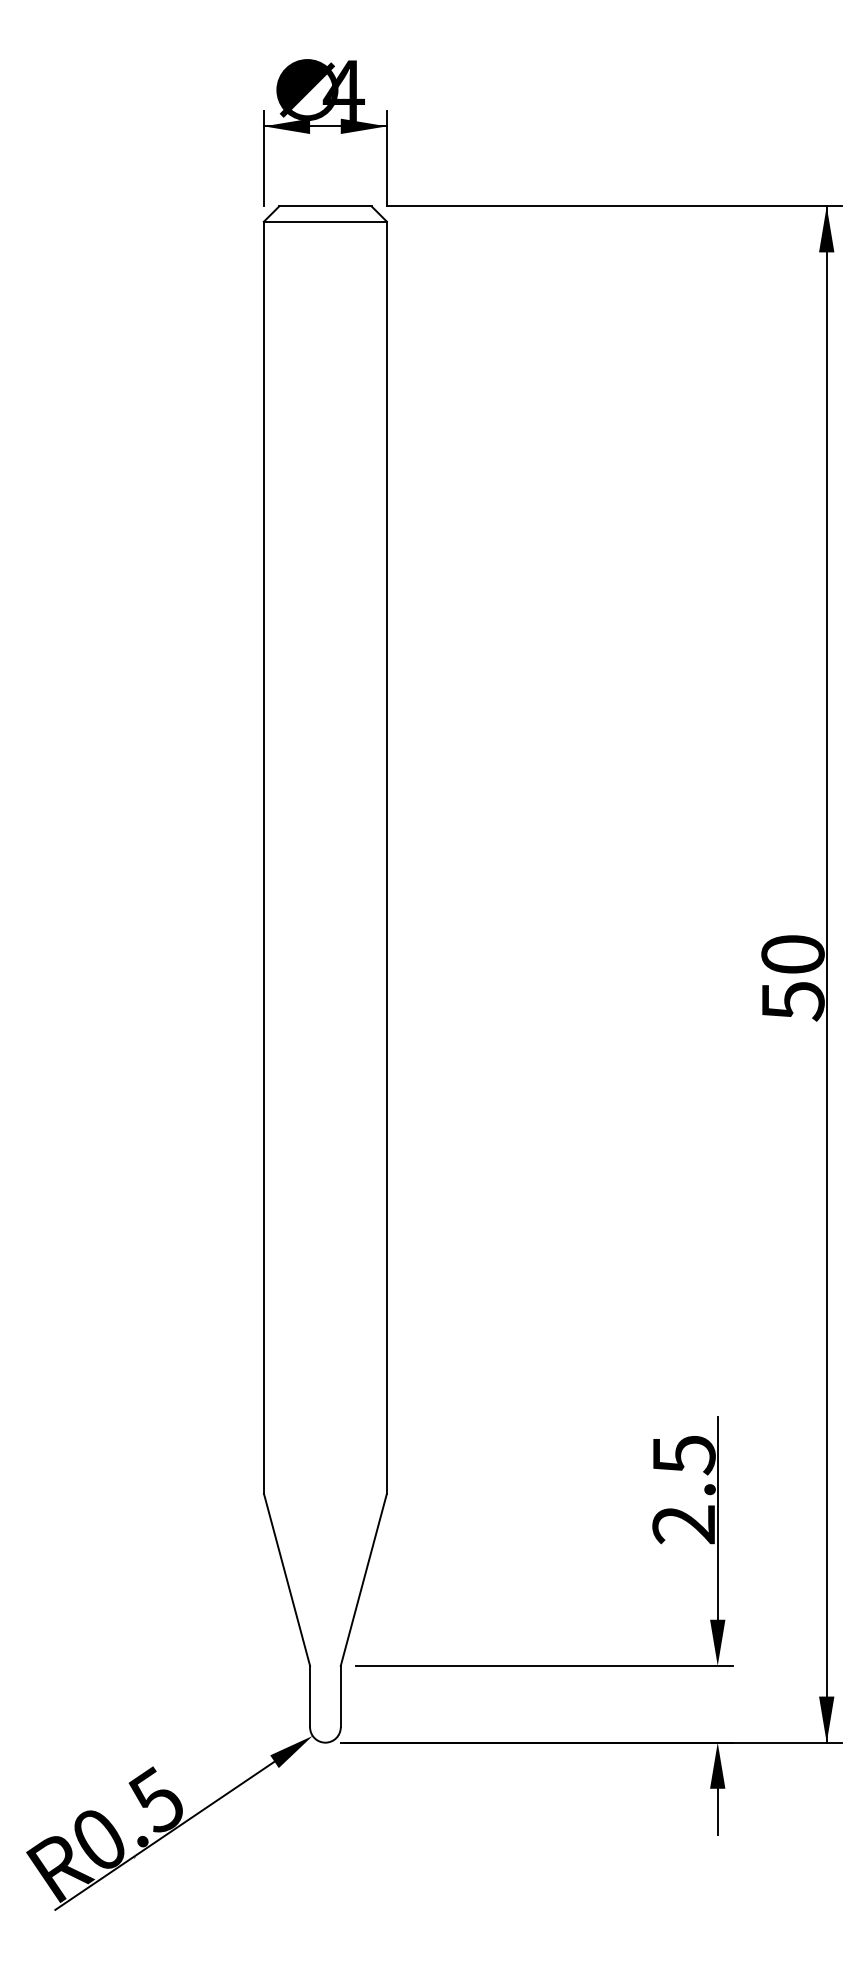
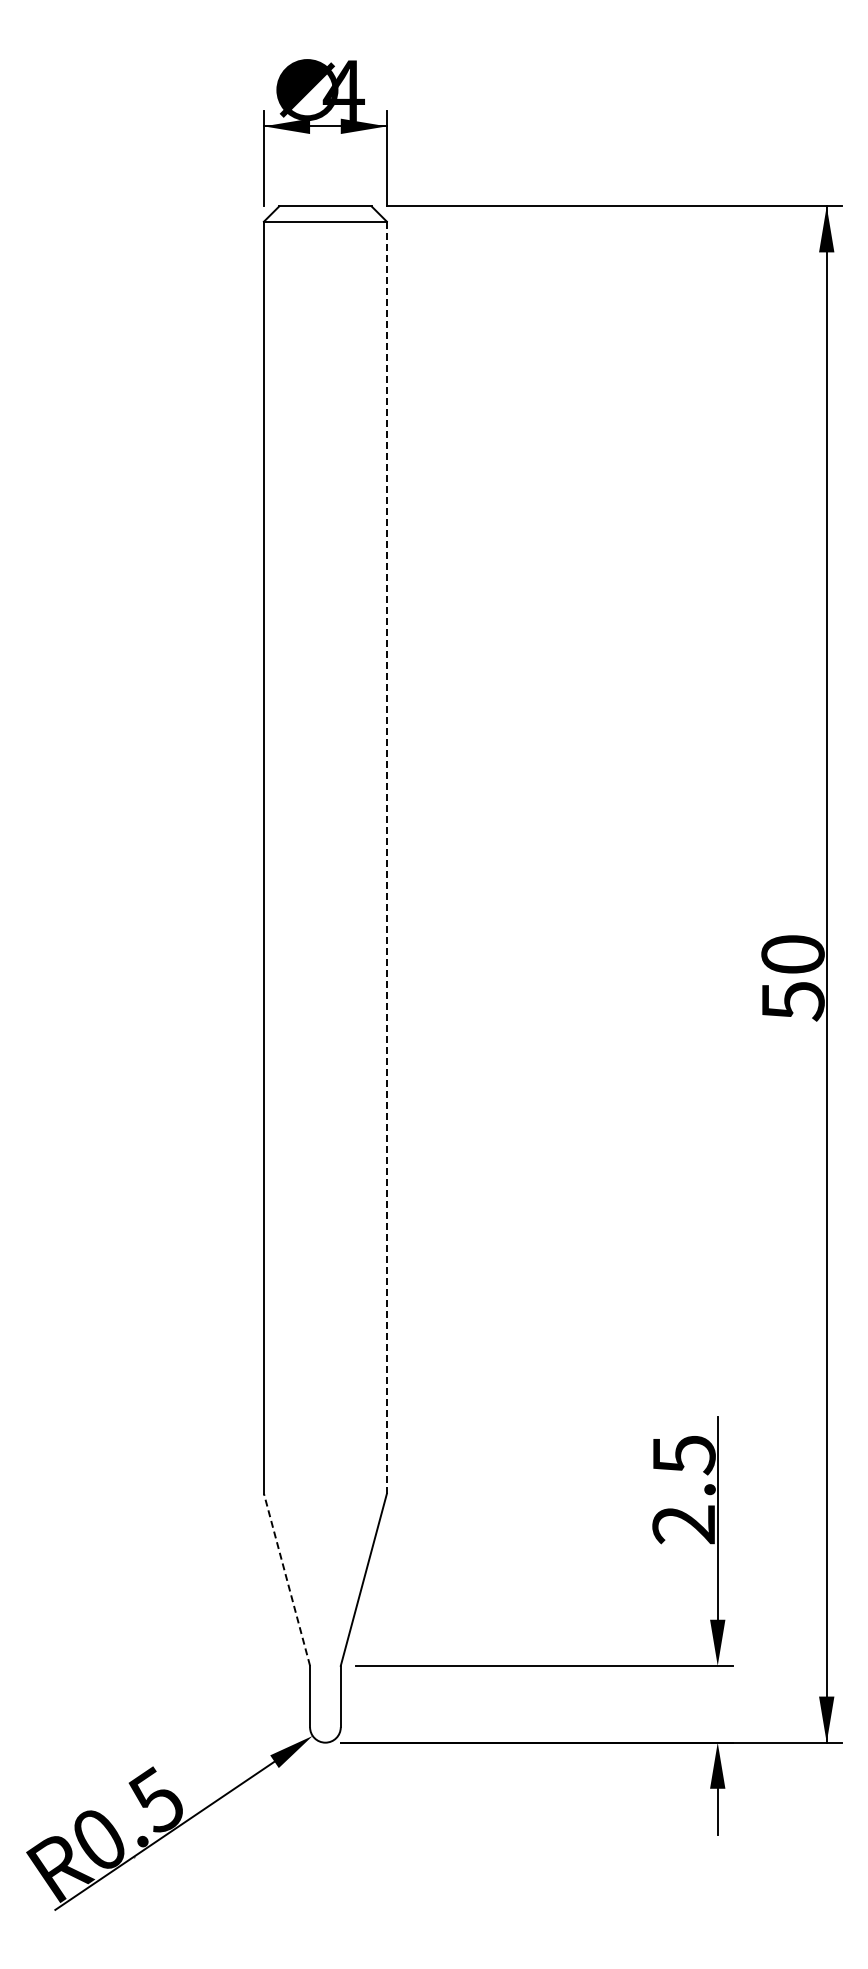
line: solid -> dashed (386, 857)
line: solid -> dashed (286, 1579)
